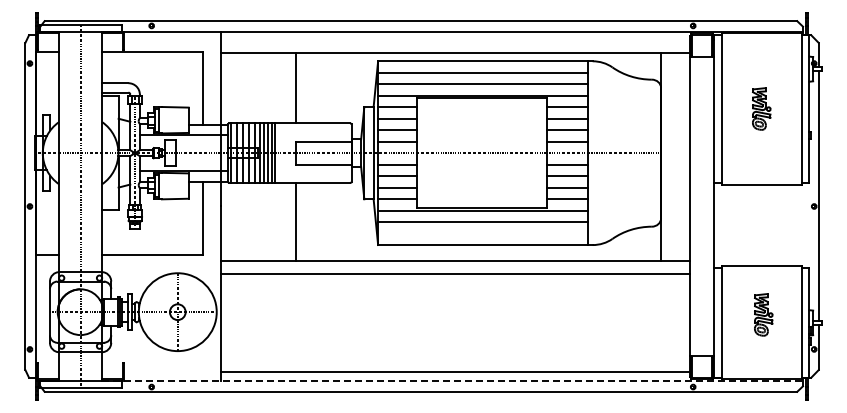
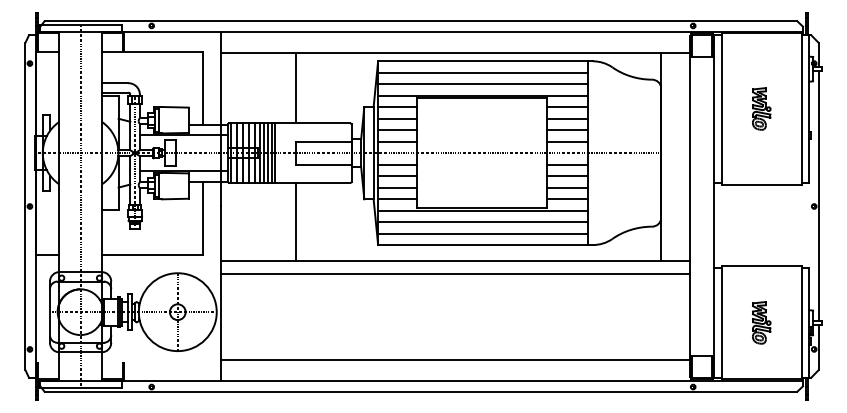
line: none -> present (483, 233)
part position: (763, 314) -> (761, 322) (761, 322)
line position: (454, 371) -> (454, 359) (454, 359)
line: dashed -> solid (453, 380)
